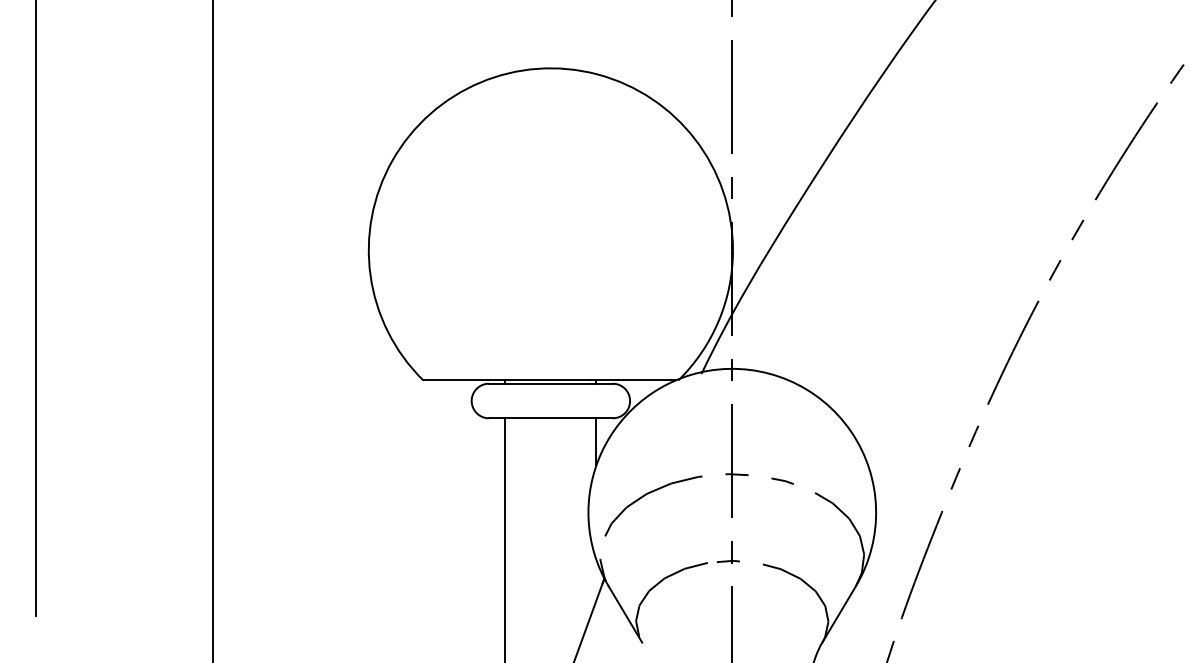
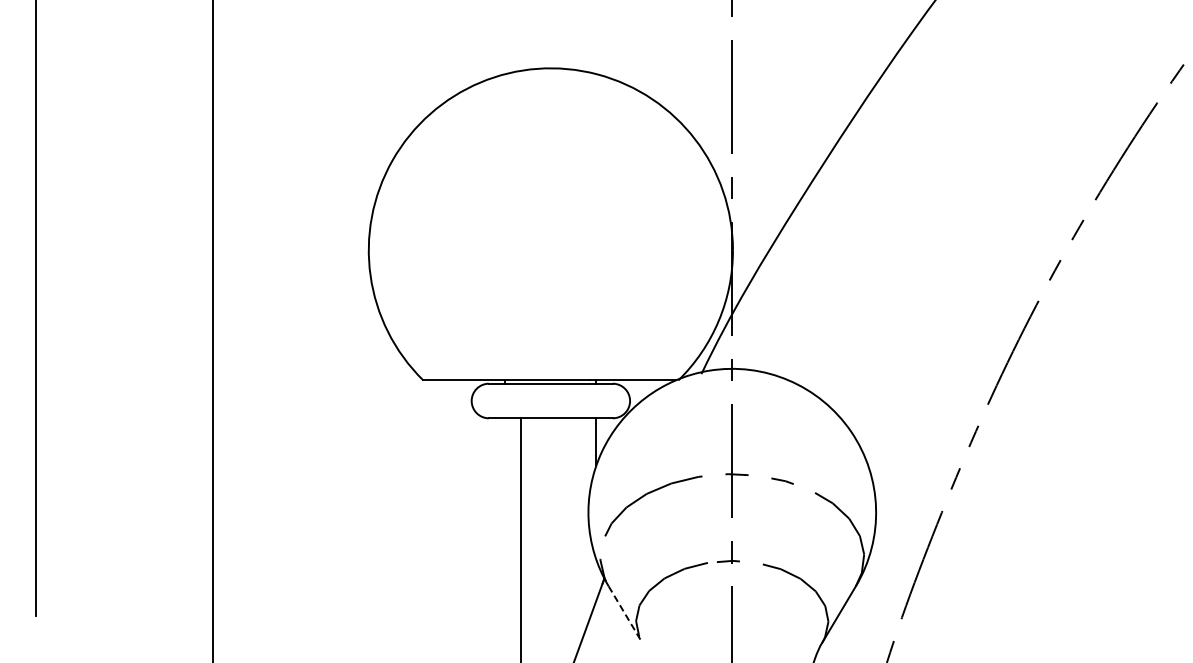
line position: (505, 538) -> (521, 538) (521, 538)
line: solid -> dashed (625, 614)
